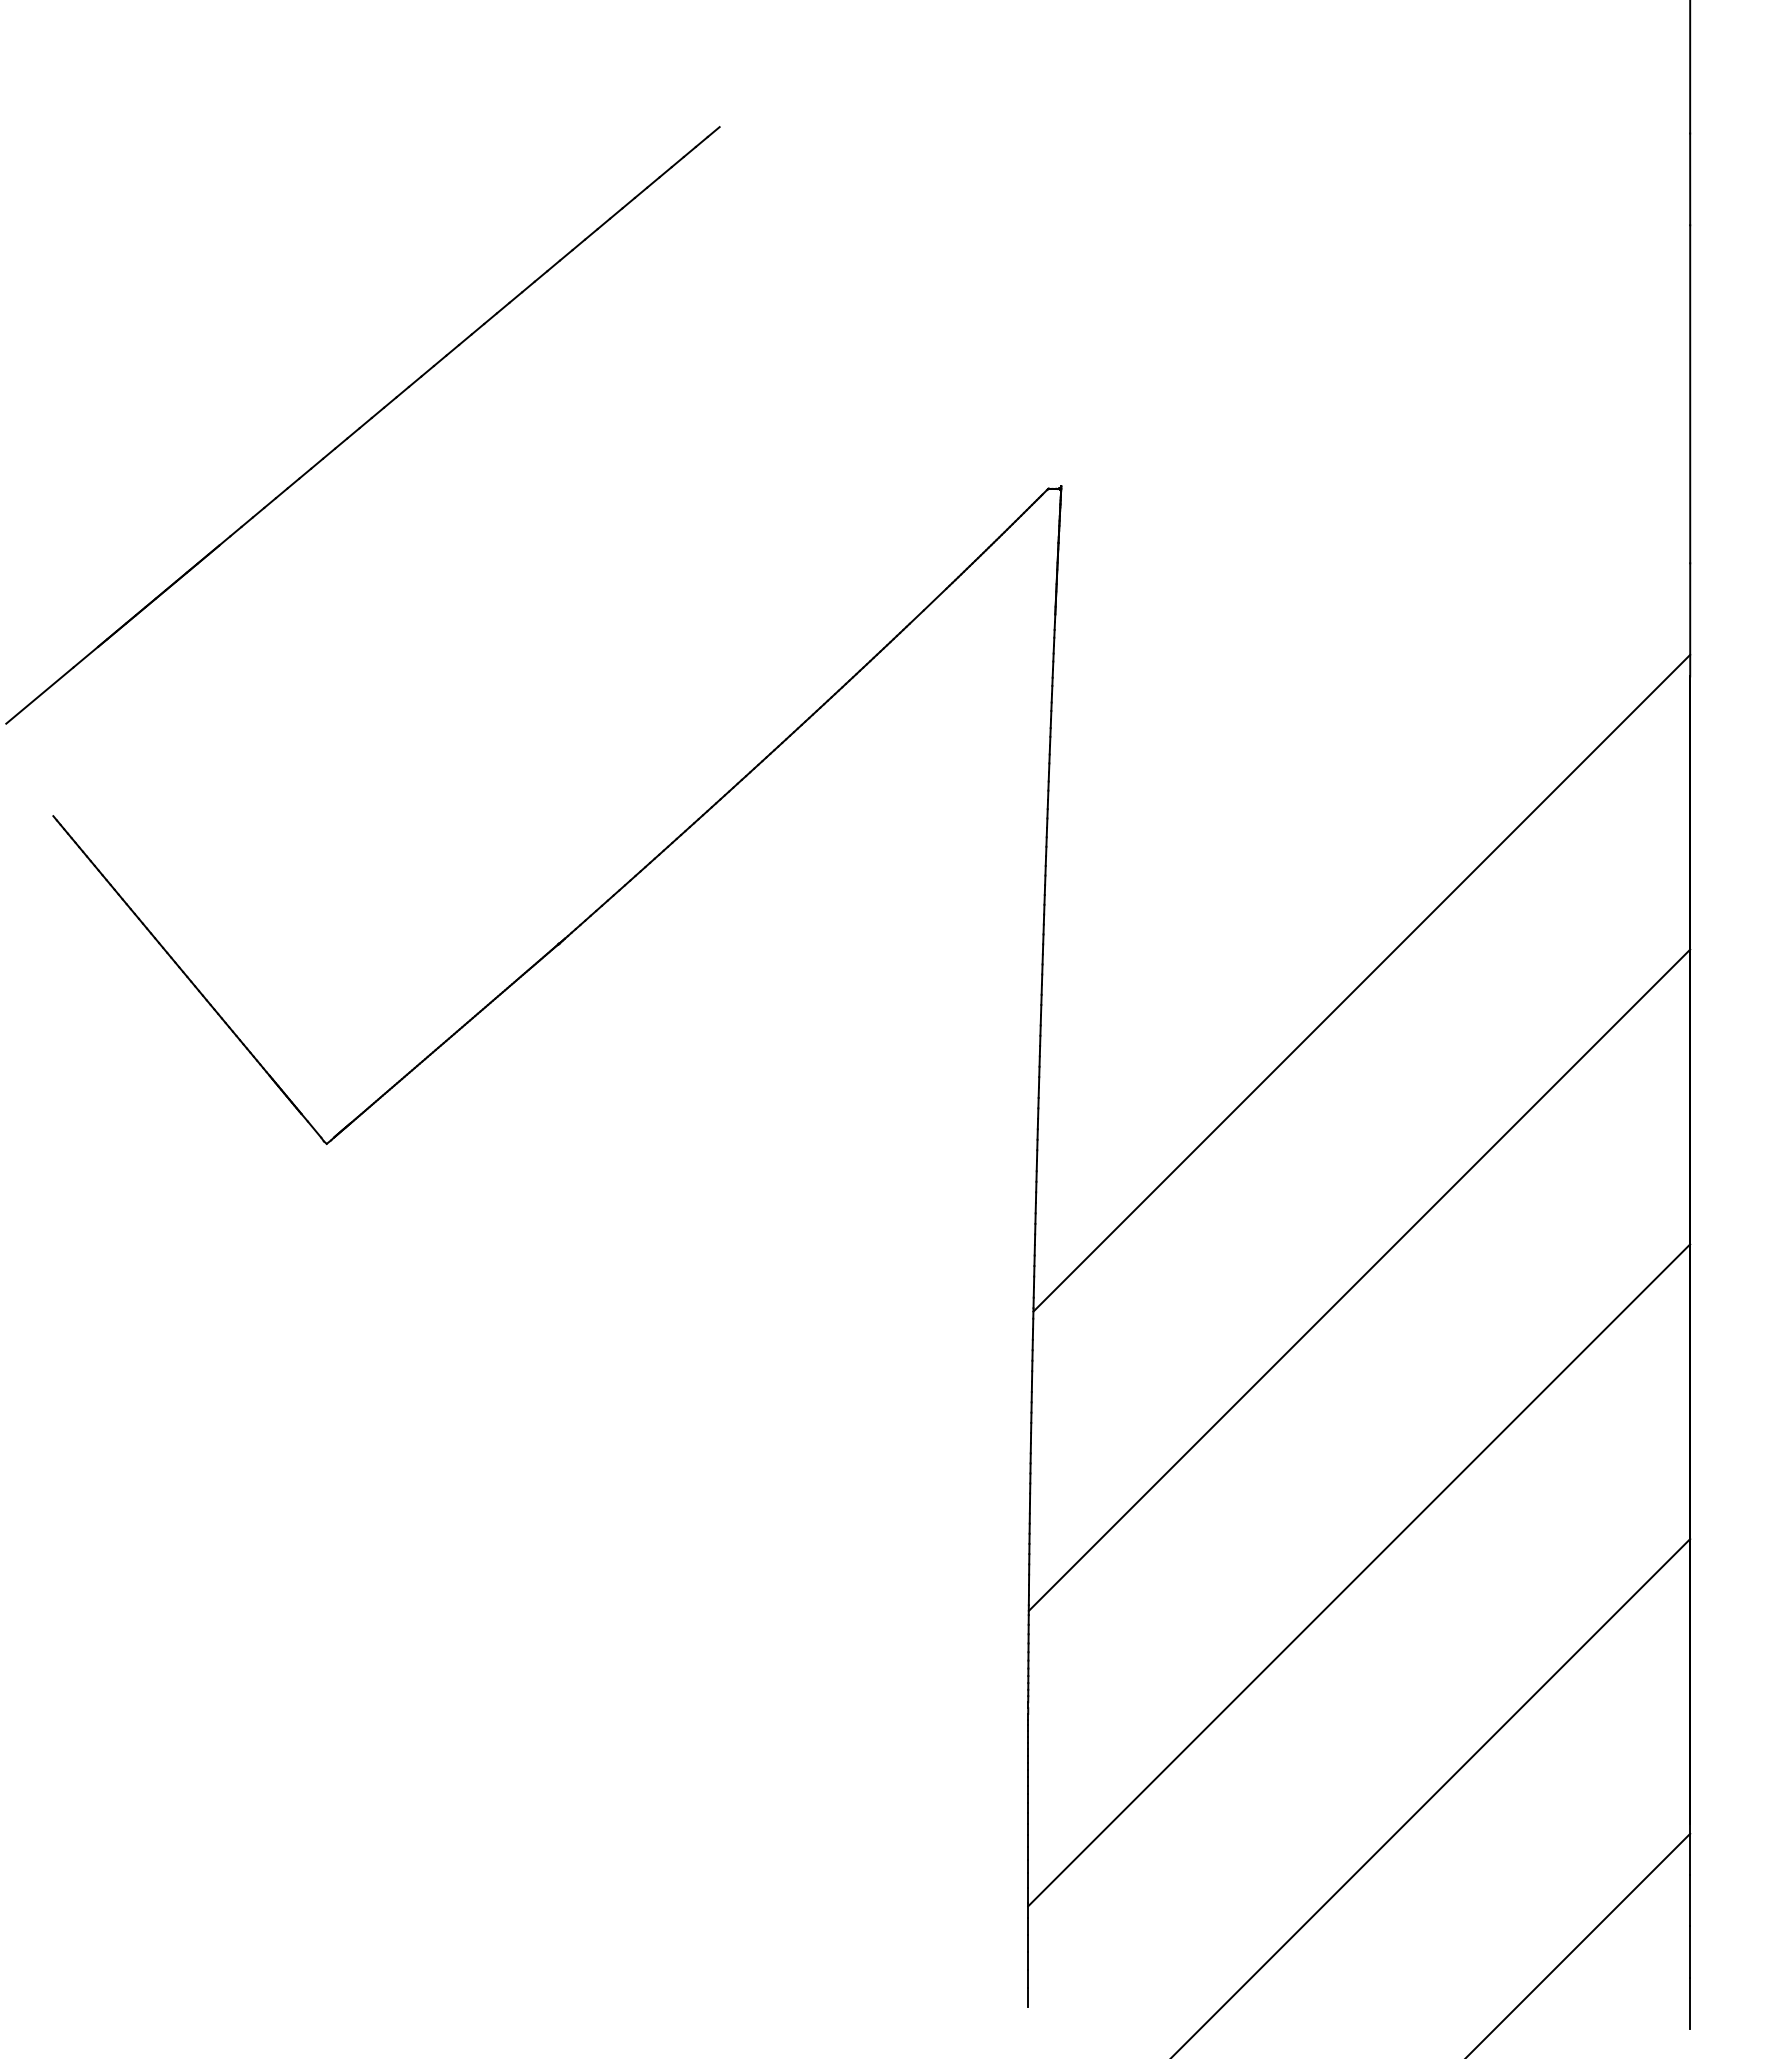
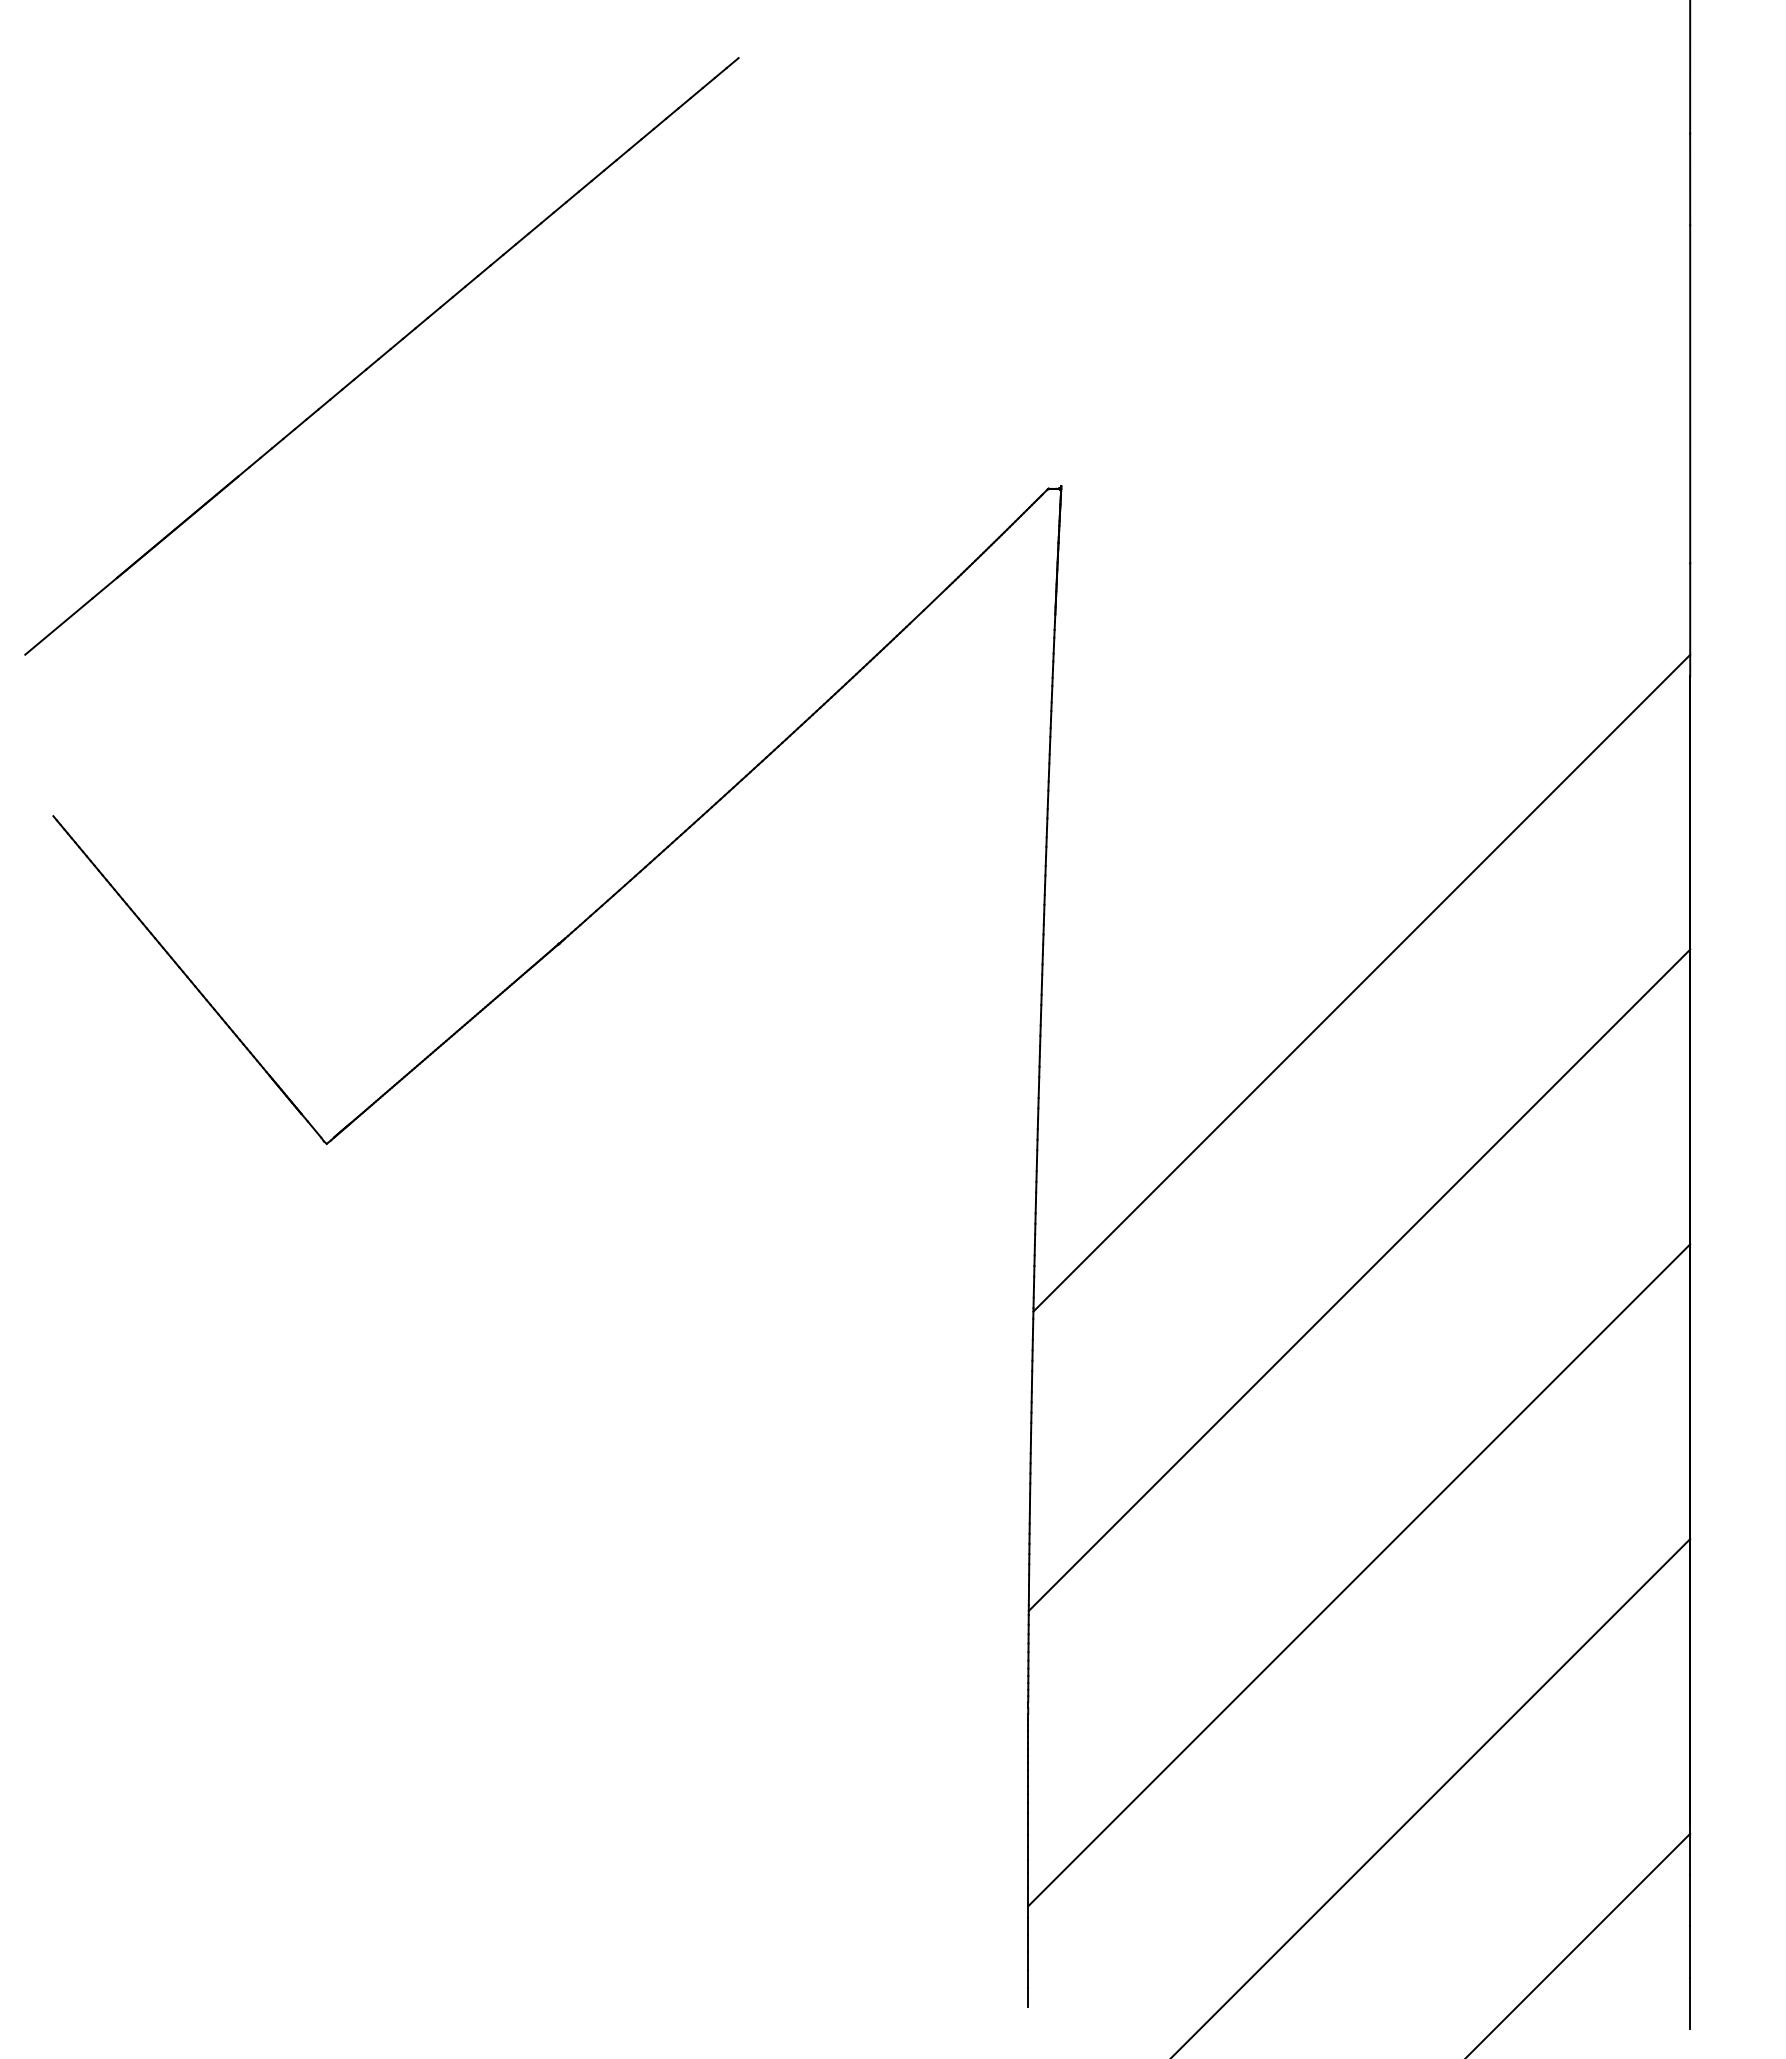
line position: (362, 425) -> (381, 356) (381, 356)
